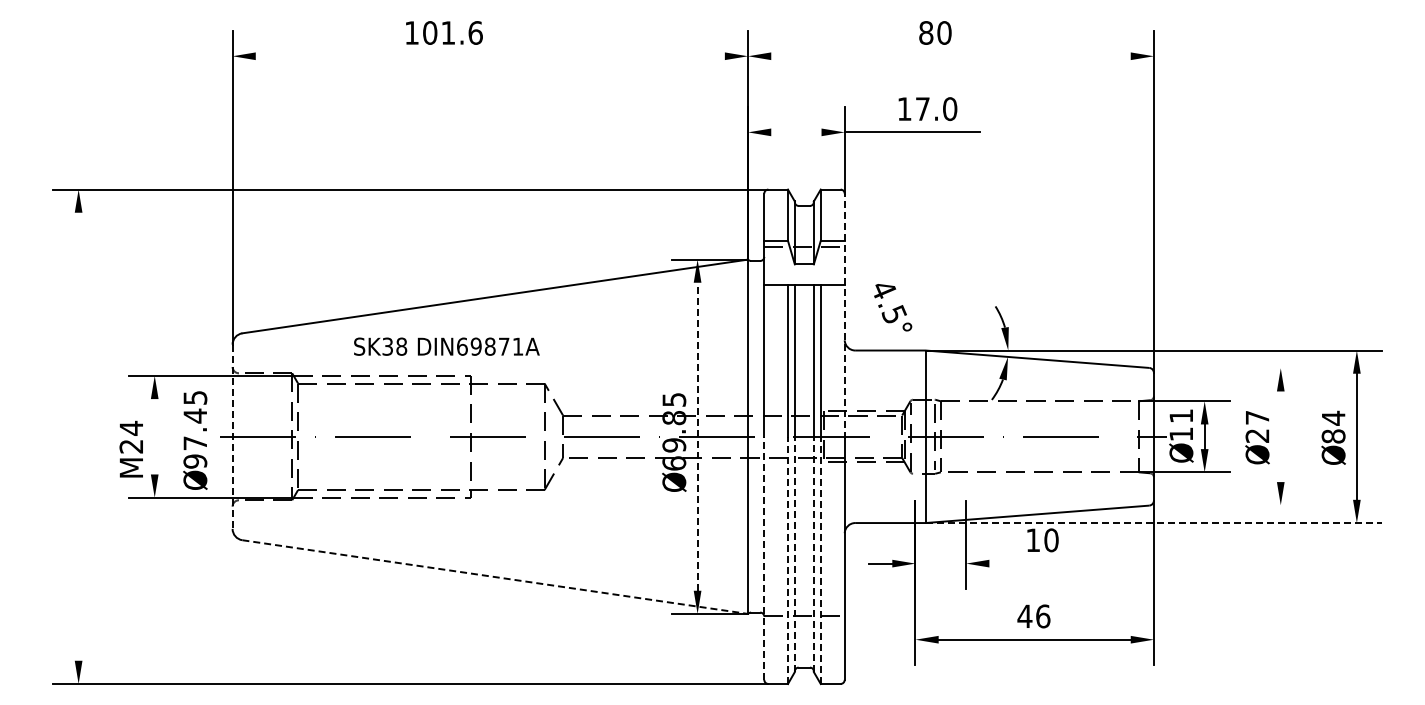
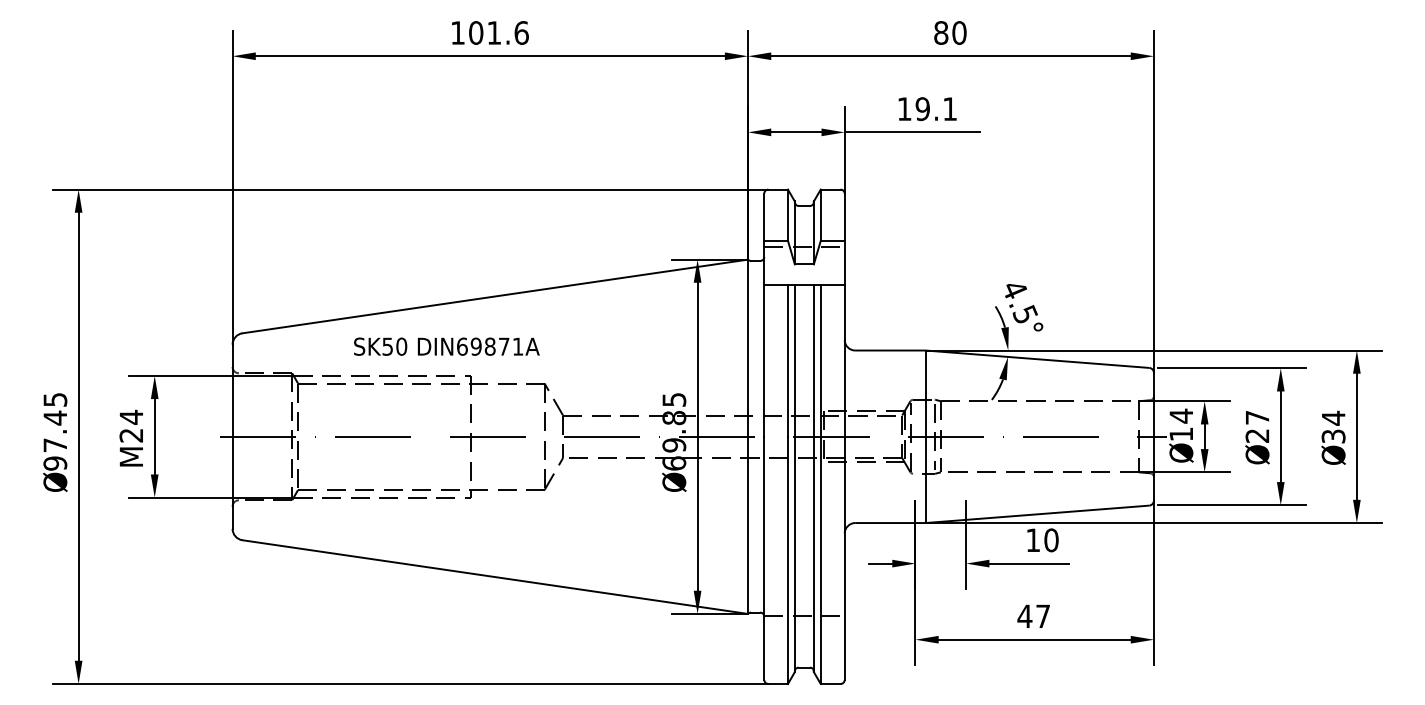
text position: (444, 32) -> (490, 32) (490, 32)
text position: (935, 32) -> (950, 32) (950, 32)
line: none -> present (489, 56)
line: none -> present (950, 56)
text: 17.0 -> 19.1 (936, 109)
line: none -> present (796, 132)
text position: (893, 307) -> (1024, 307) (1024, 307)
line: dashed -> solid (844, 316)
text: SK38 -> SK50 (395, 346)
line: none -> present (1231, 368)
text: 11 -> 14 (1180, 415)
line: none -> present (78, 436)
line: none -> present (154, 436)
line: dashed -> solid (697, 436)
line: none -> present (1280, 436)
text: 84 -> 34 (1333, 436)
line: dashed -> solid (232, 437)
text position: (195, 440) -> (55, 442) (55, 442)
text position: (130, 448) -> (130, 437) (130, 437)
line: none -> present (1231, 505)
line: dashed -> solid (1154, 523)
line: dashed -> solid (794, 554)
line: dashed -> solid (813, 554)
line: dashed -> solid (764, 558)
line: dashed -> solid (787, 560)
line: dashed -> solid (820, 560)
line: none -> present (1029, 563)
line: dashed -> solid (495, 577)
text: 46 -> 47 (1043, 616)
